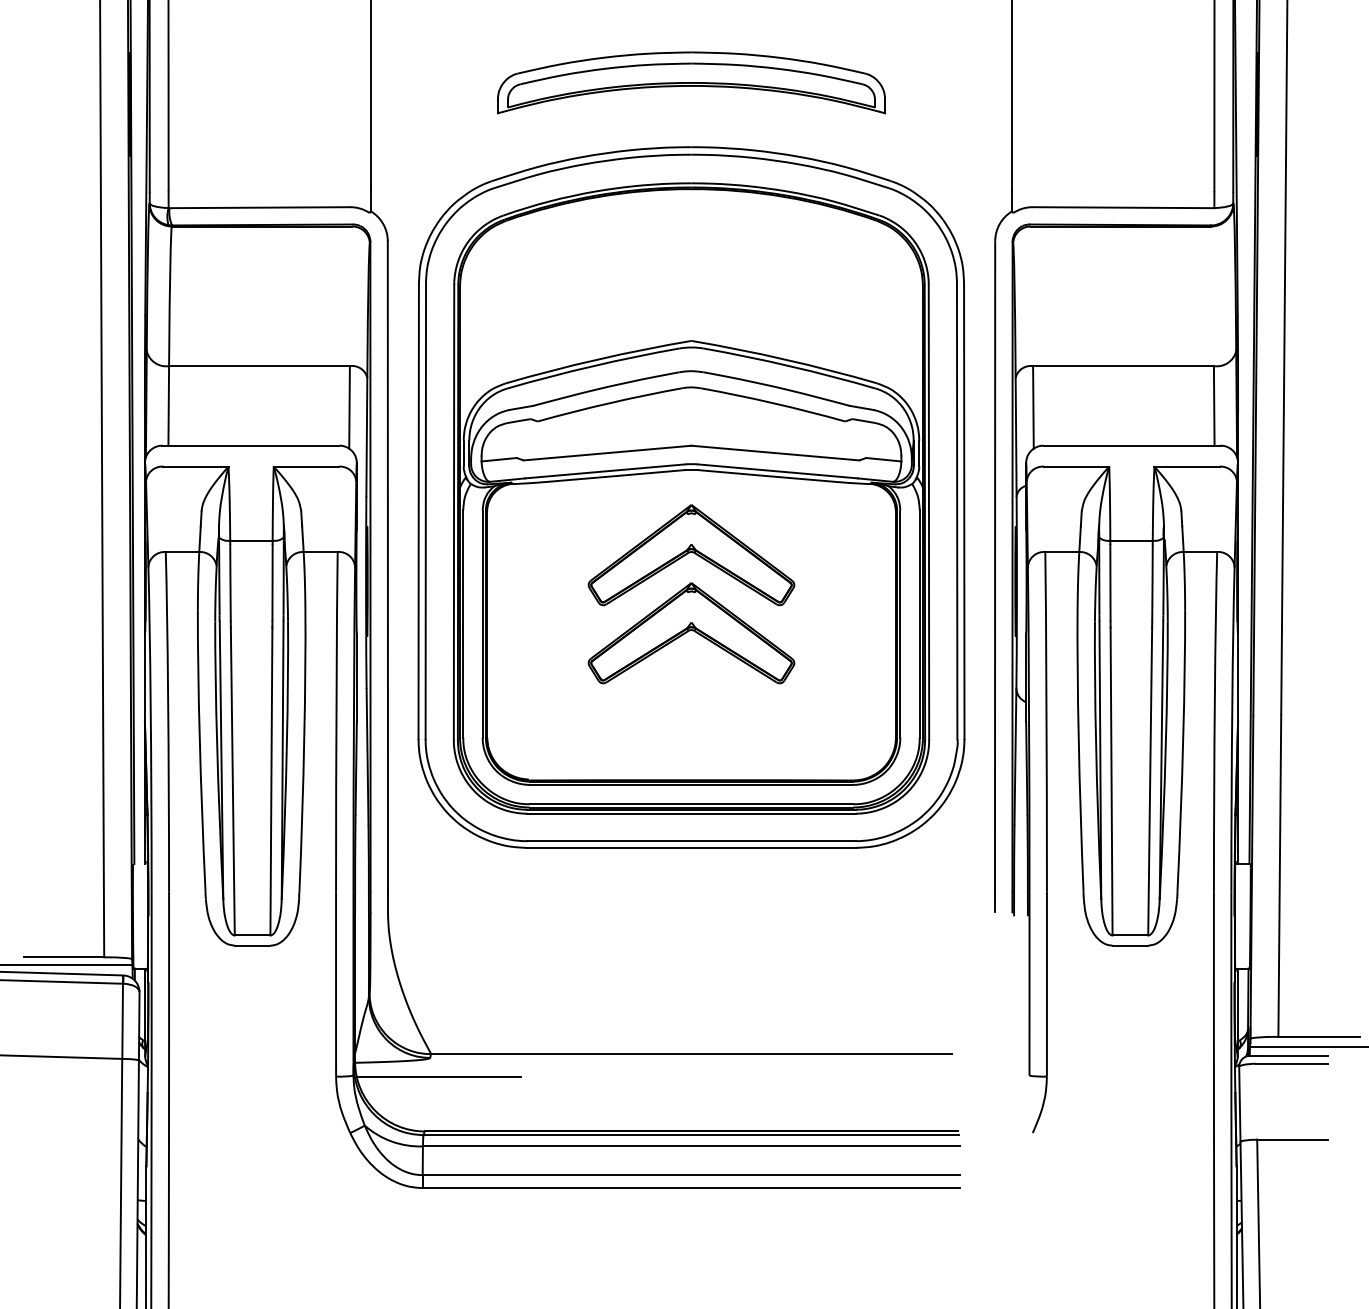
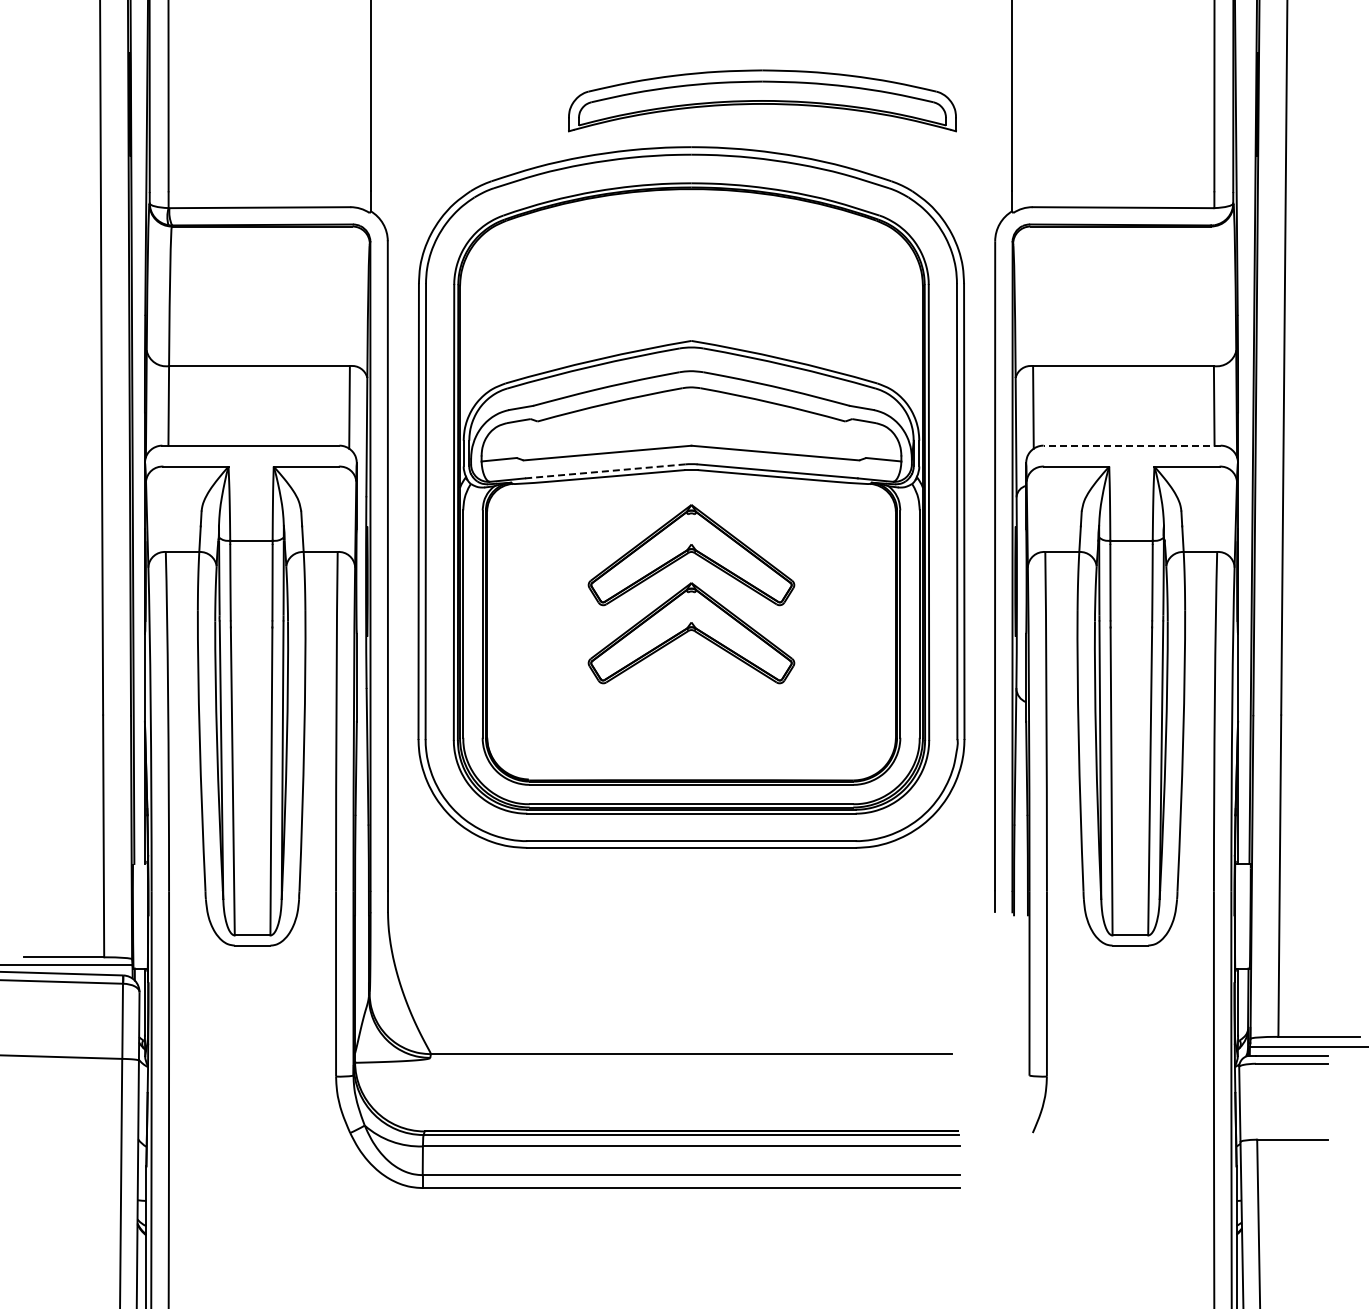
part position: (691, 82) -> (762, 100) (762, 100)
line: solid -> dashed (1132, 445)
line: solid -> dashed (605, 471)
line: present -> none (438, 1076)
